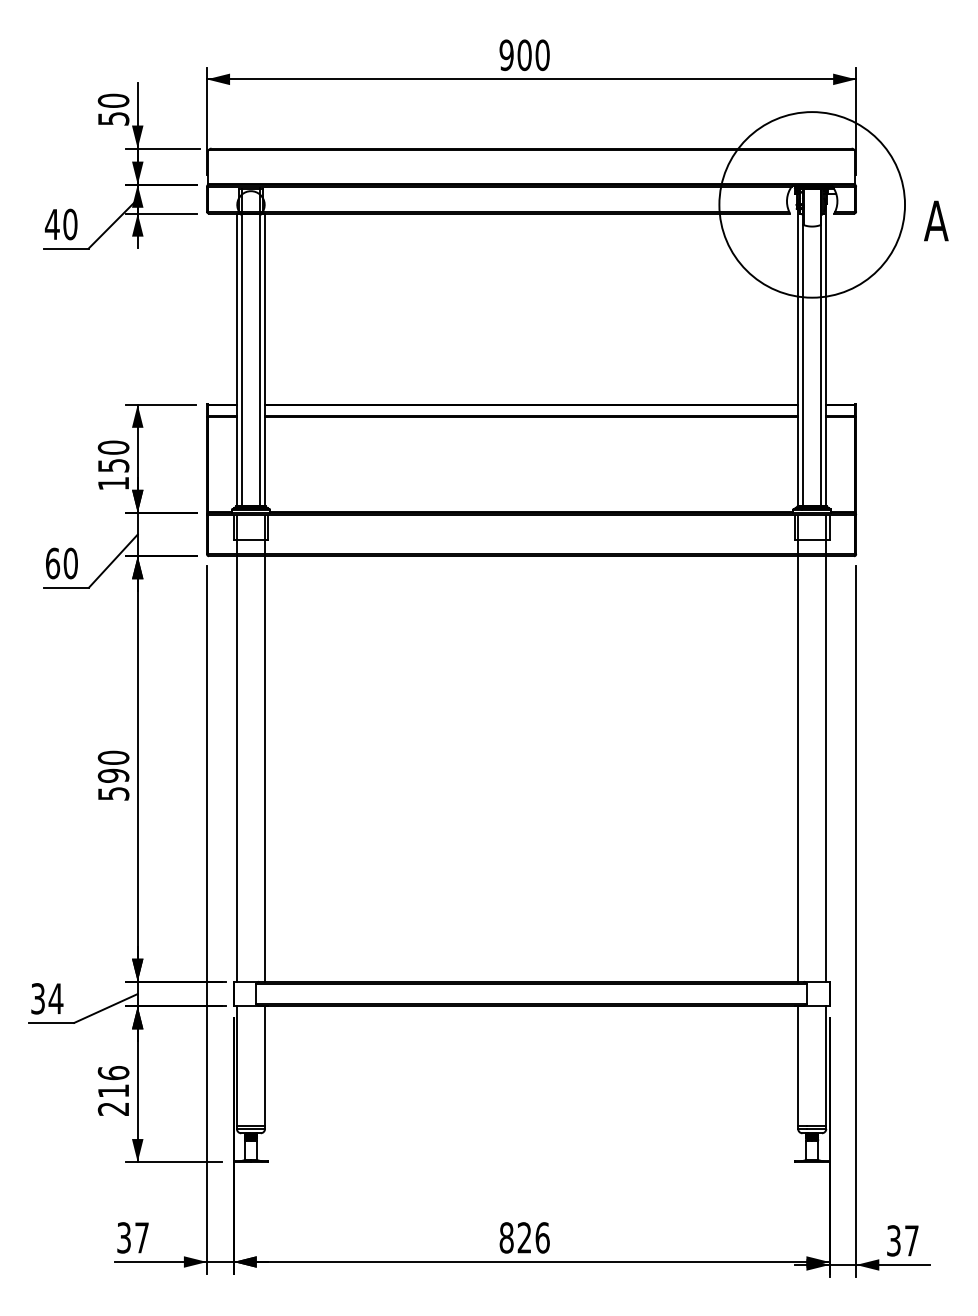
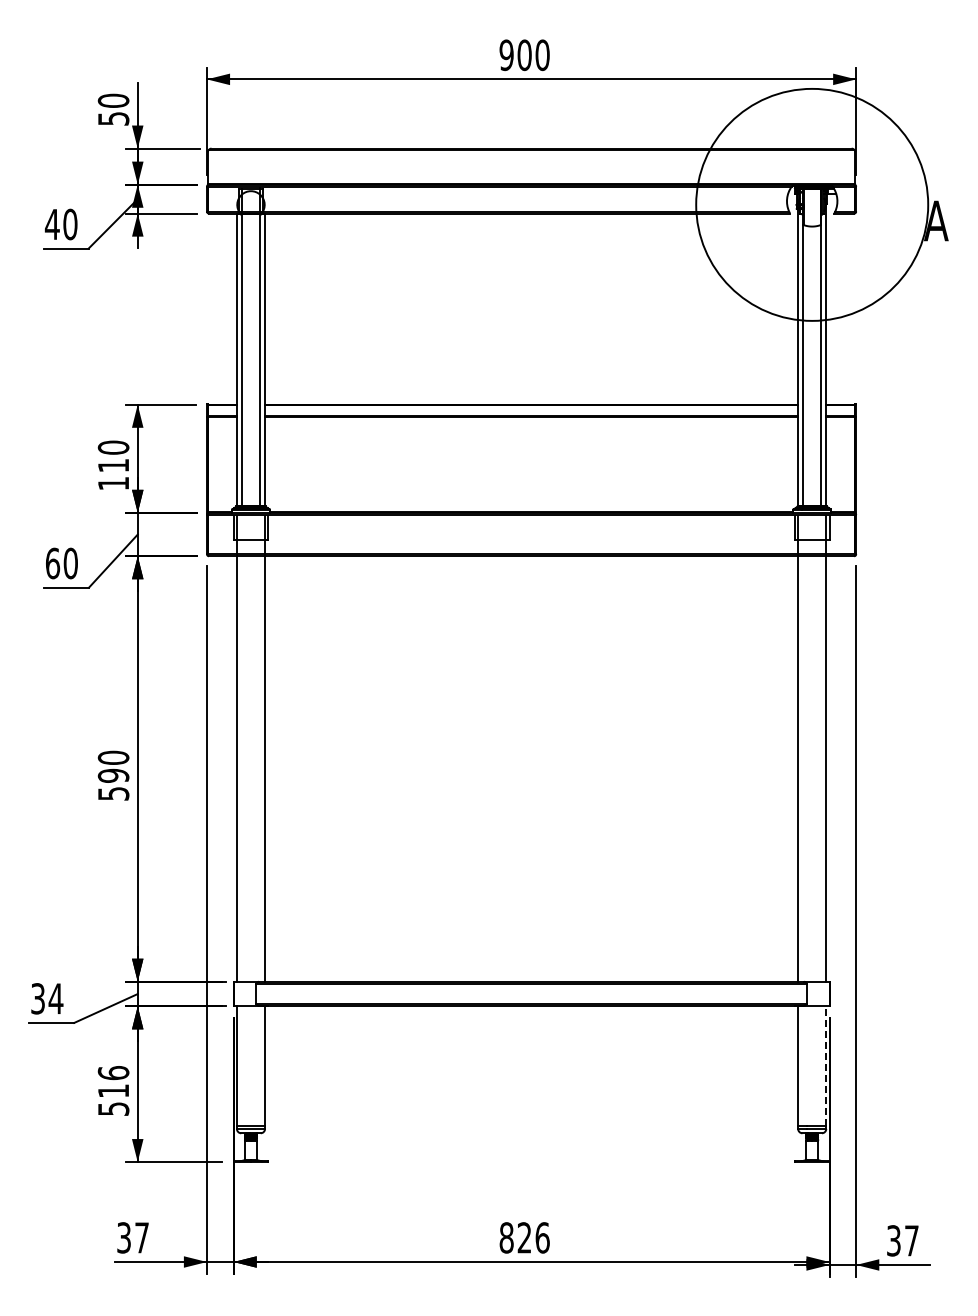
circle diameter: 186 px -> 232 px (812, 204)
text: 150 -> 110 (113, 465)
line: solid -> dashed (825, 1066)
text: 216 -> 516 (113, 1108)
